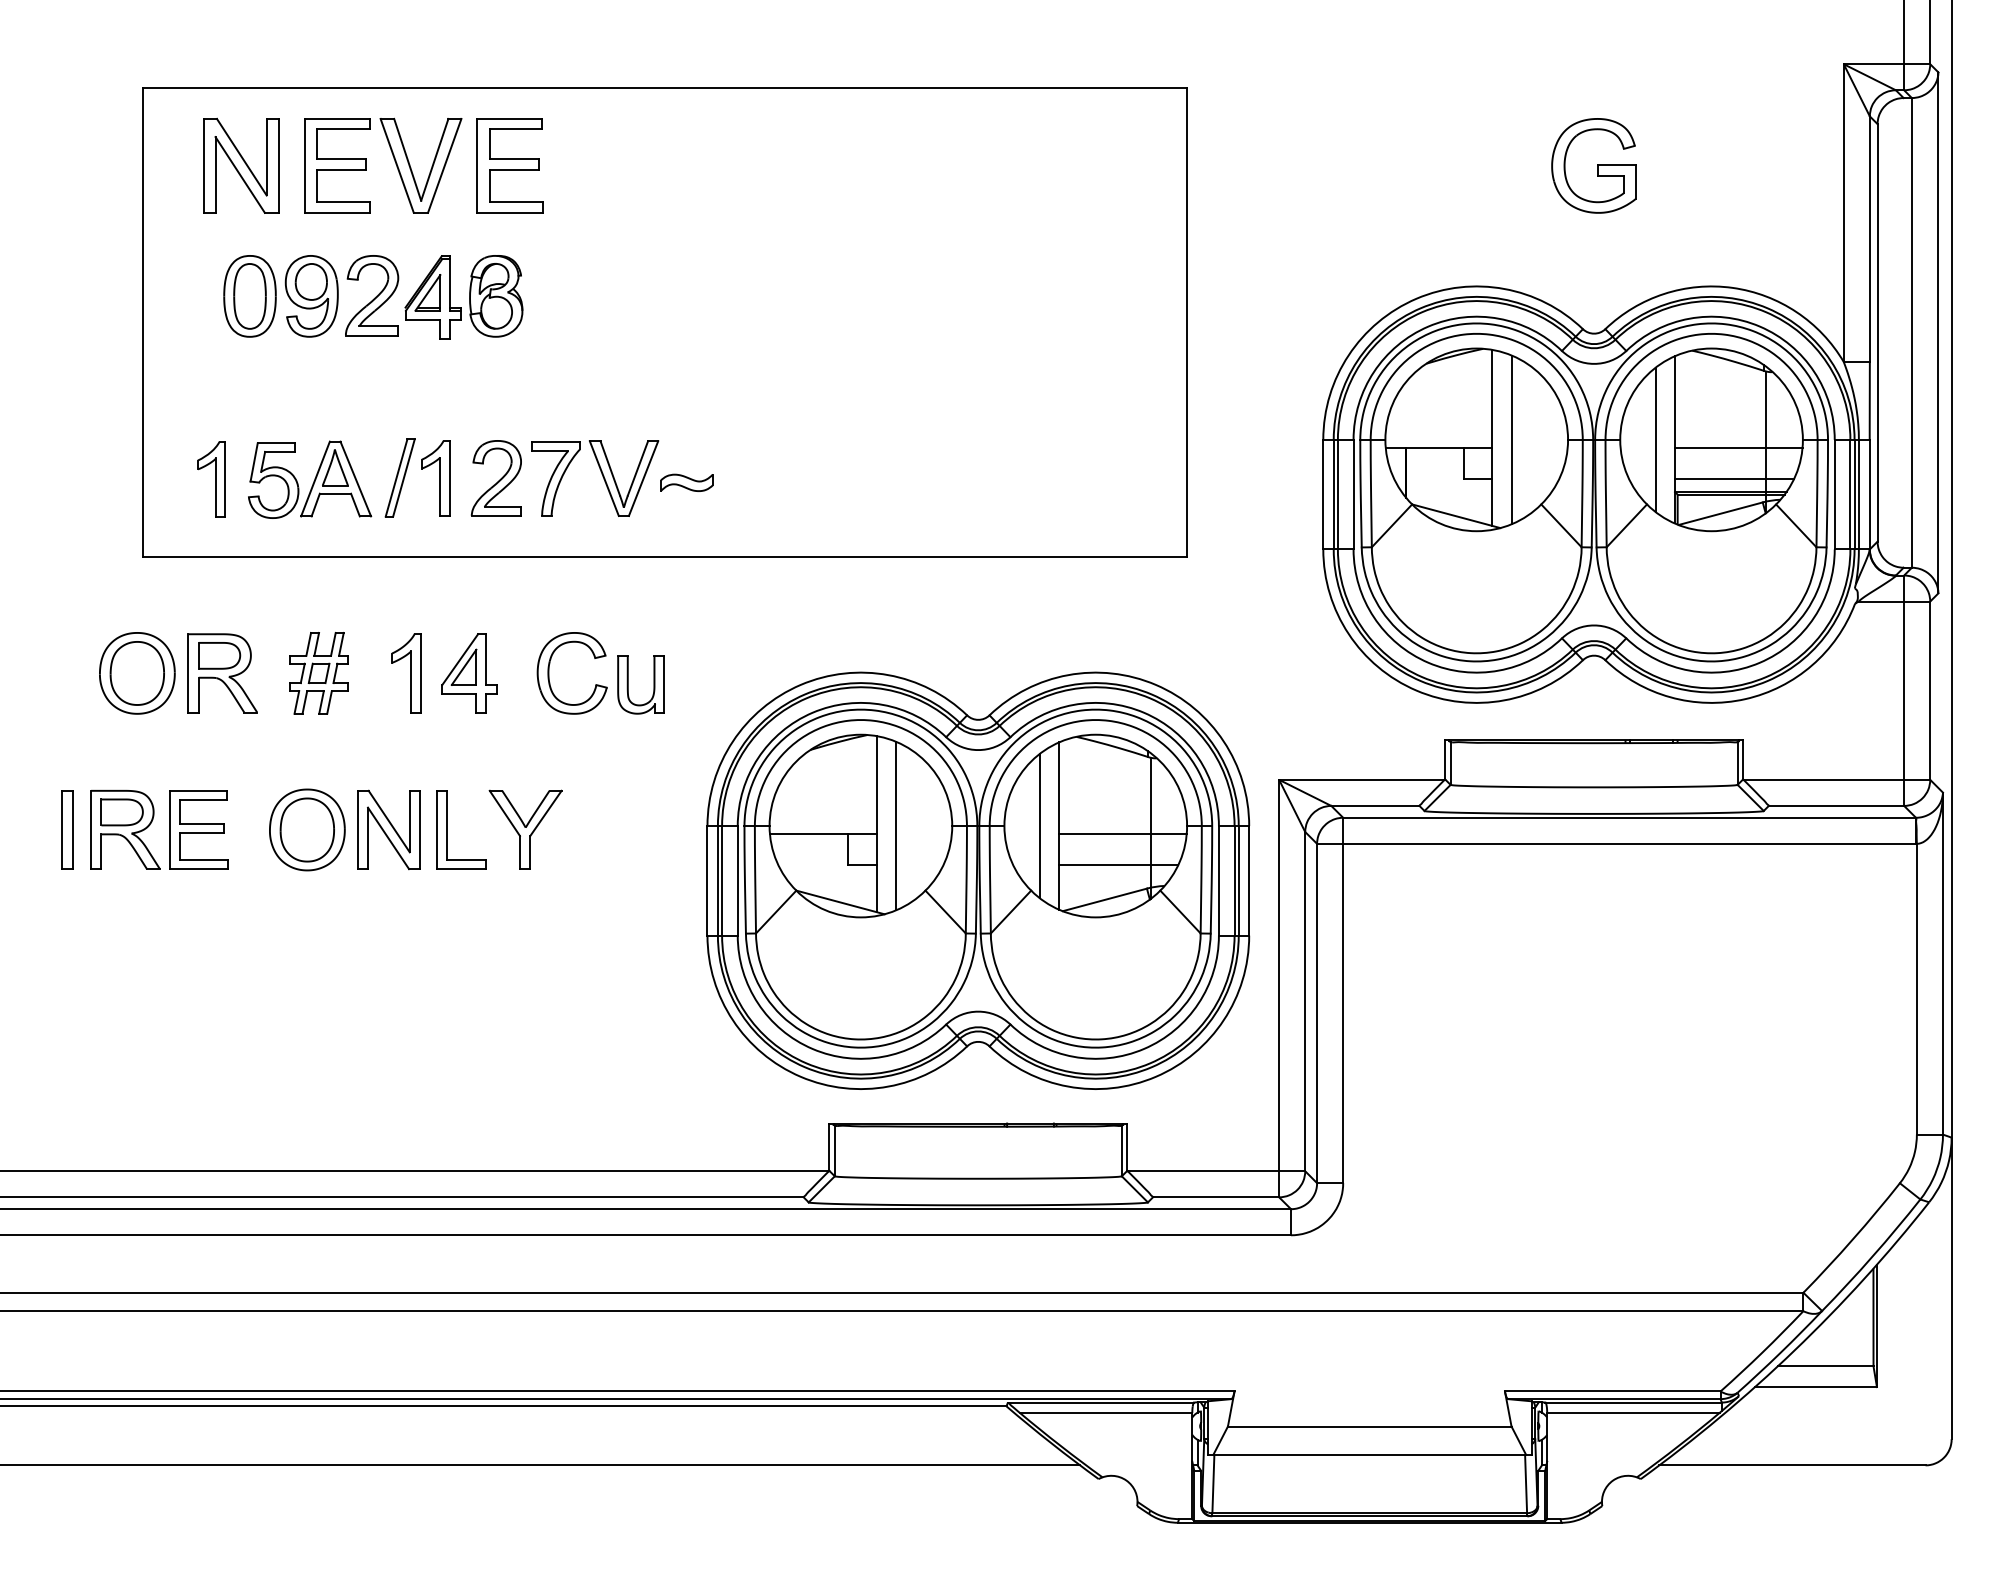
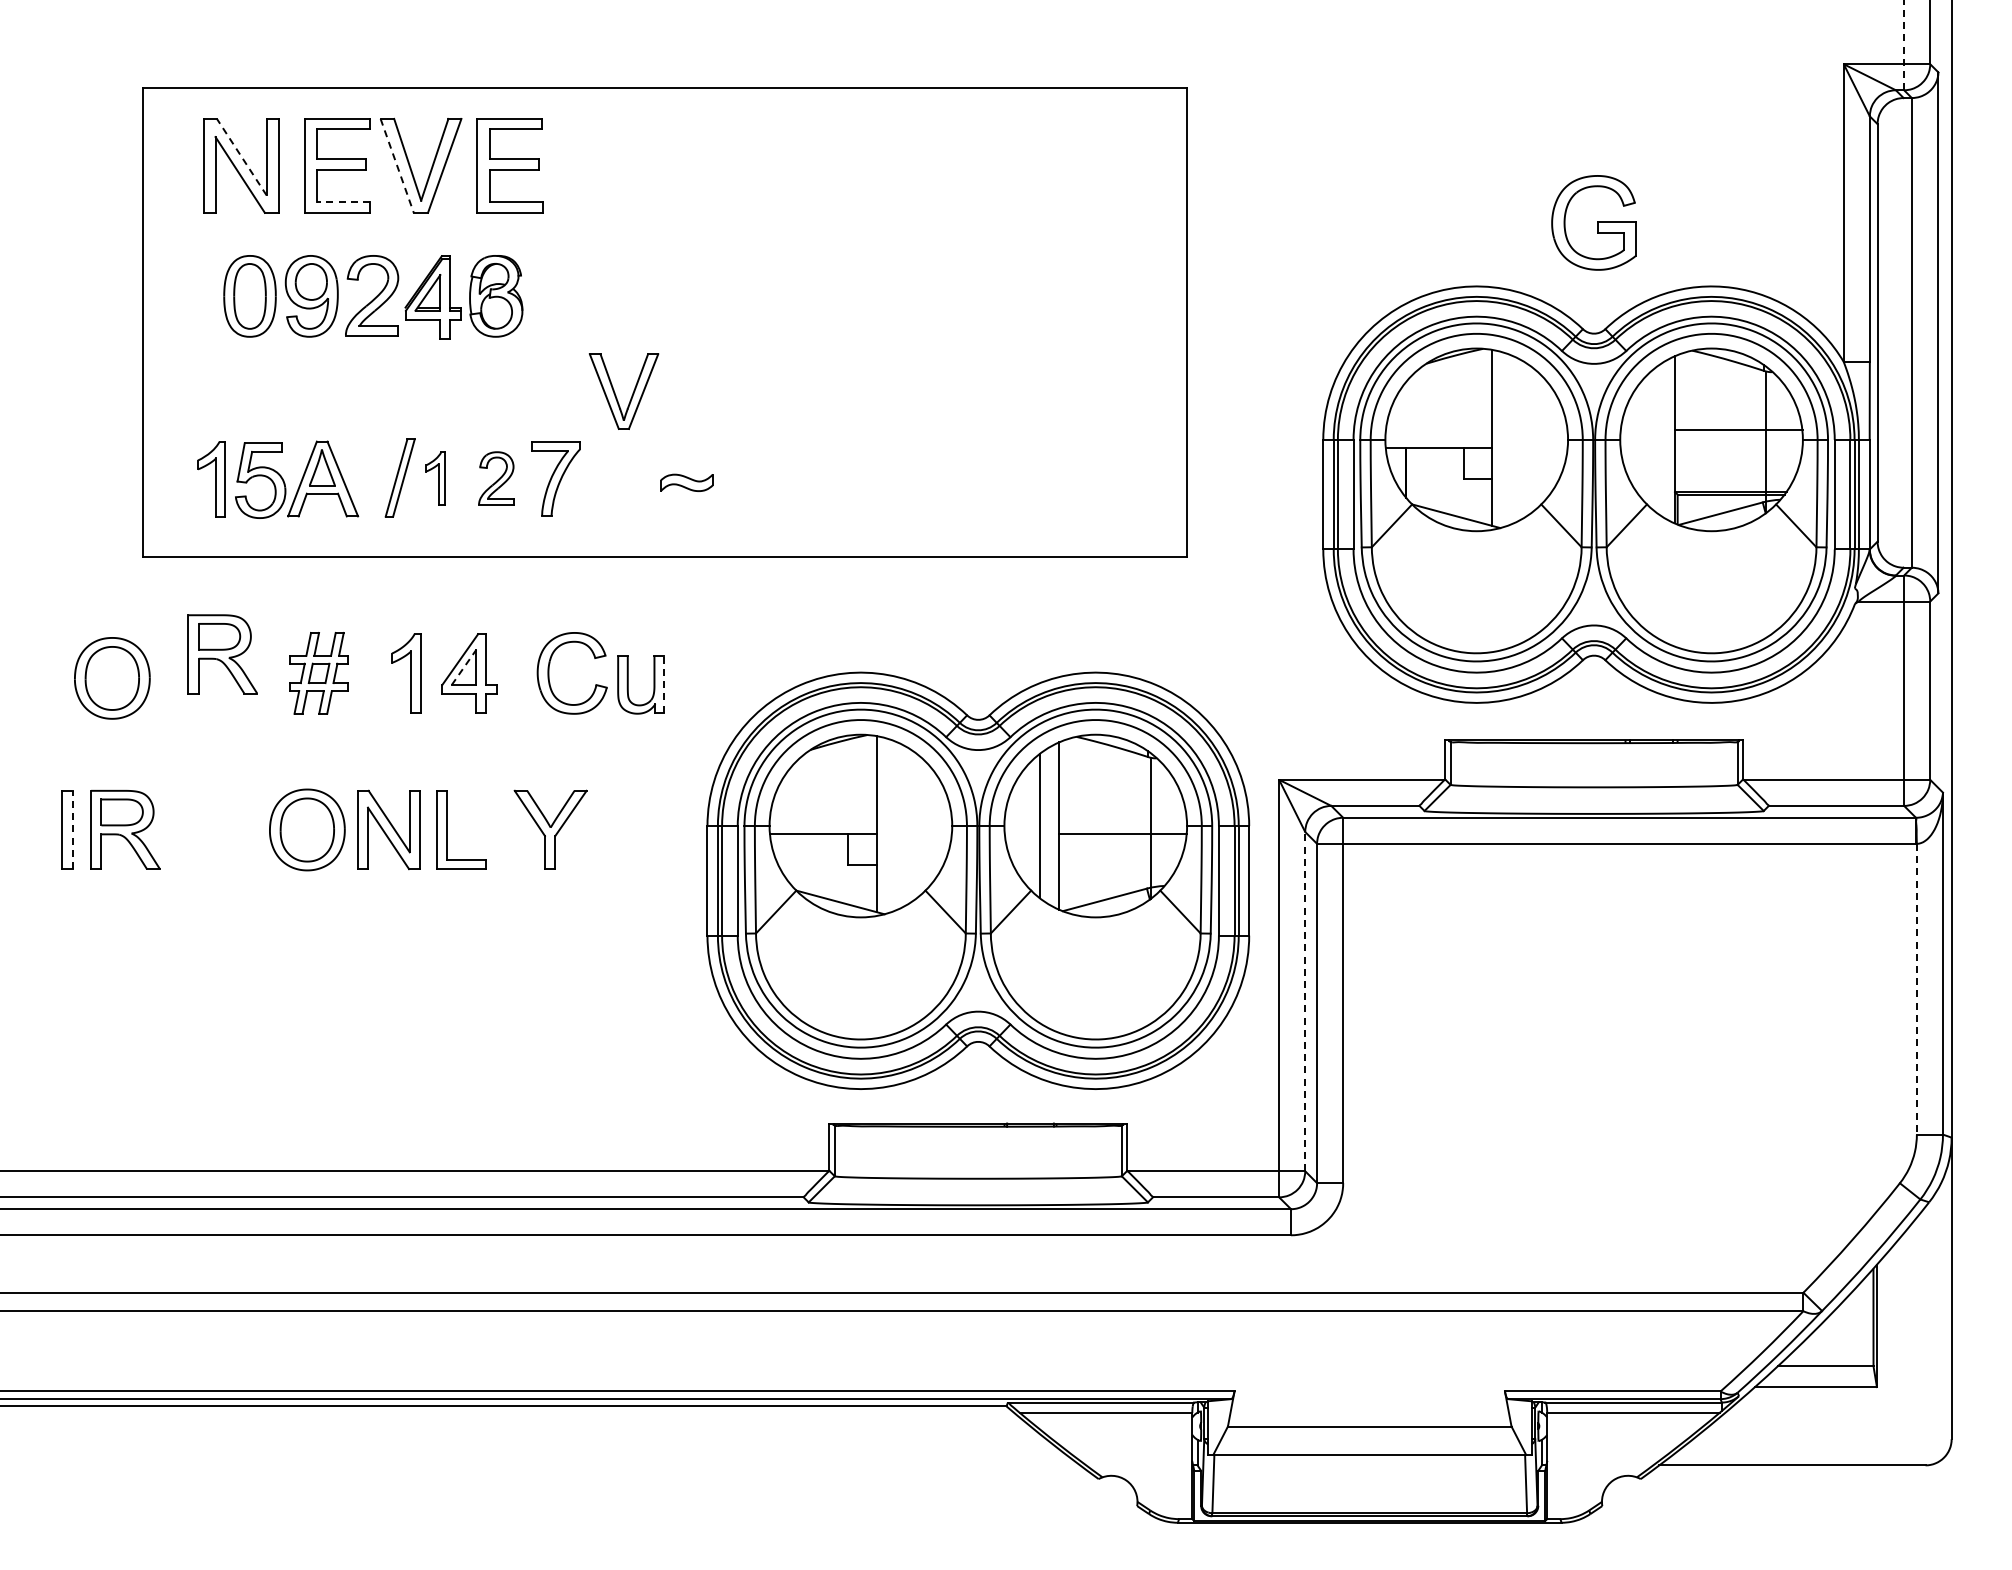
line: solid -> dashed (1904, 45)
line: solid -> dashed (241, 157)
line: solid -> dashed (397, 165)
part position: (1593, 165) -> (1593, 222) (1593, 222)
line: solid -> dashed (343, 202)
line: present -> none (1511, 439)
line: present -> none (1655, 439)
line position: (1738, 447) -> (1738, 429) (1738, 429)
part size: 30x77 px -> 21x55 px (435, 478)
part size: 52x77 px -> 37x55 px (496, 478)
line: present -> none (1734, 478)
part position: (310, 479) -> (297, 479) (297, 479)
part position: (615, 479) -> (615, 392) (615, 392)
line: solid -> dashed (464, 666)
part position: (137, 673) -> (112, 678) (112, 678)
part position: (222, 673) -> (222, 654) (222, 654)
line: solid -> dashed (664, 683)
line: present -> none (895, 825)
line: solid -> dashed (72, 829)
part: present -> none (198, 829)
part position: (525, 829) -> (550, 829) (550, 829)
line: present -> none (1118, 865)
line: solid -> dashed (1916, 989)
line: solid -> dashed (1305, 1001)
line: present -> none (541, 1465)
